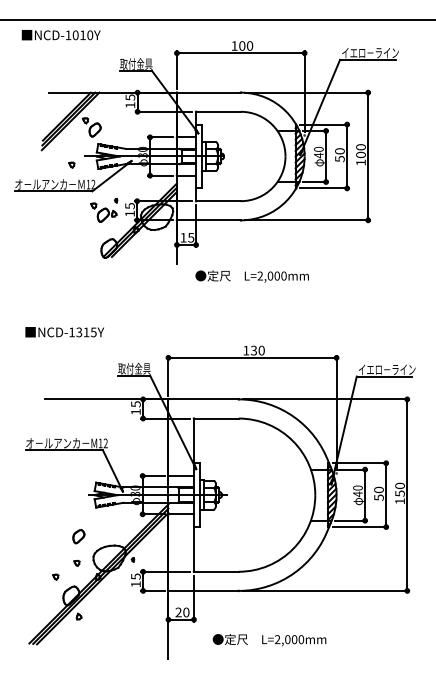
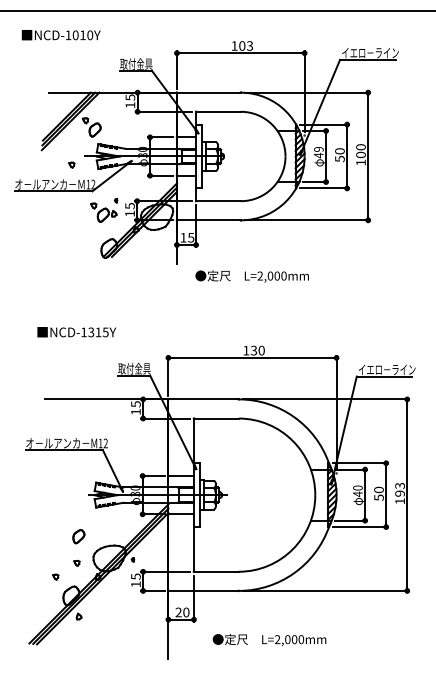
line position: (217, 20) -> (217, 11) (217, 11)
text: 100 -> 103 (249, 45)
text: 40 -> 49 (318, 149)
text position: (64, 332) -> (76, 332) (76, 332)
text: 150 -> 193 (399, 489)
